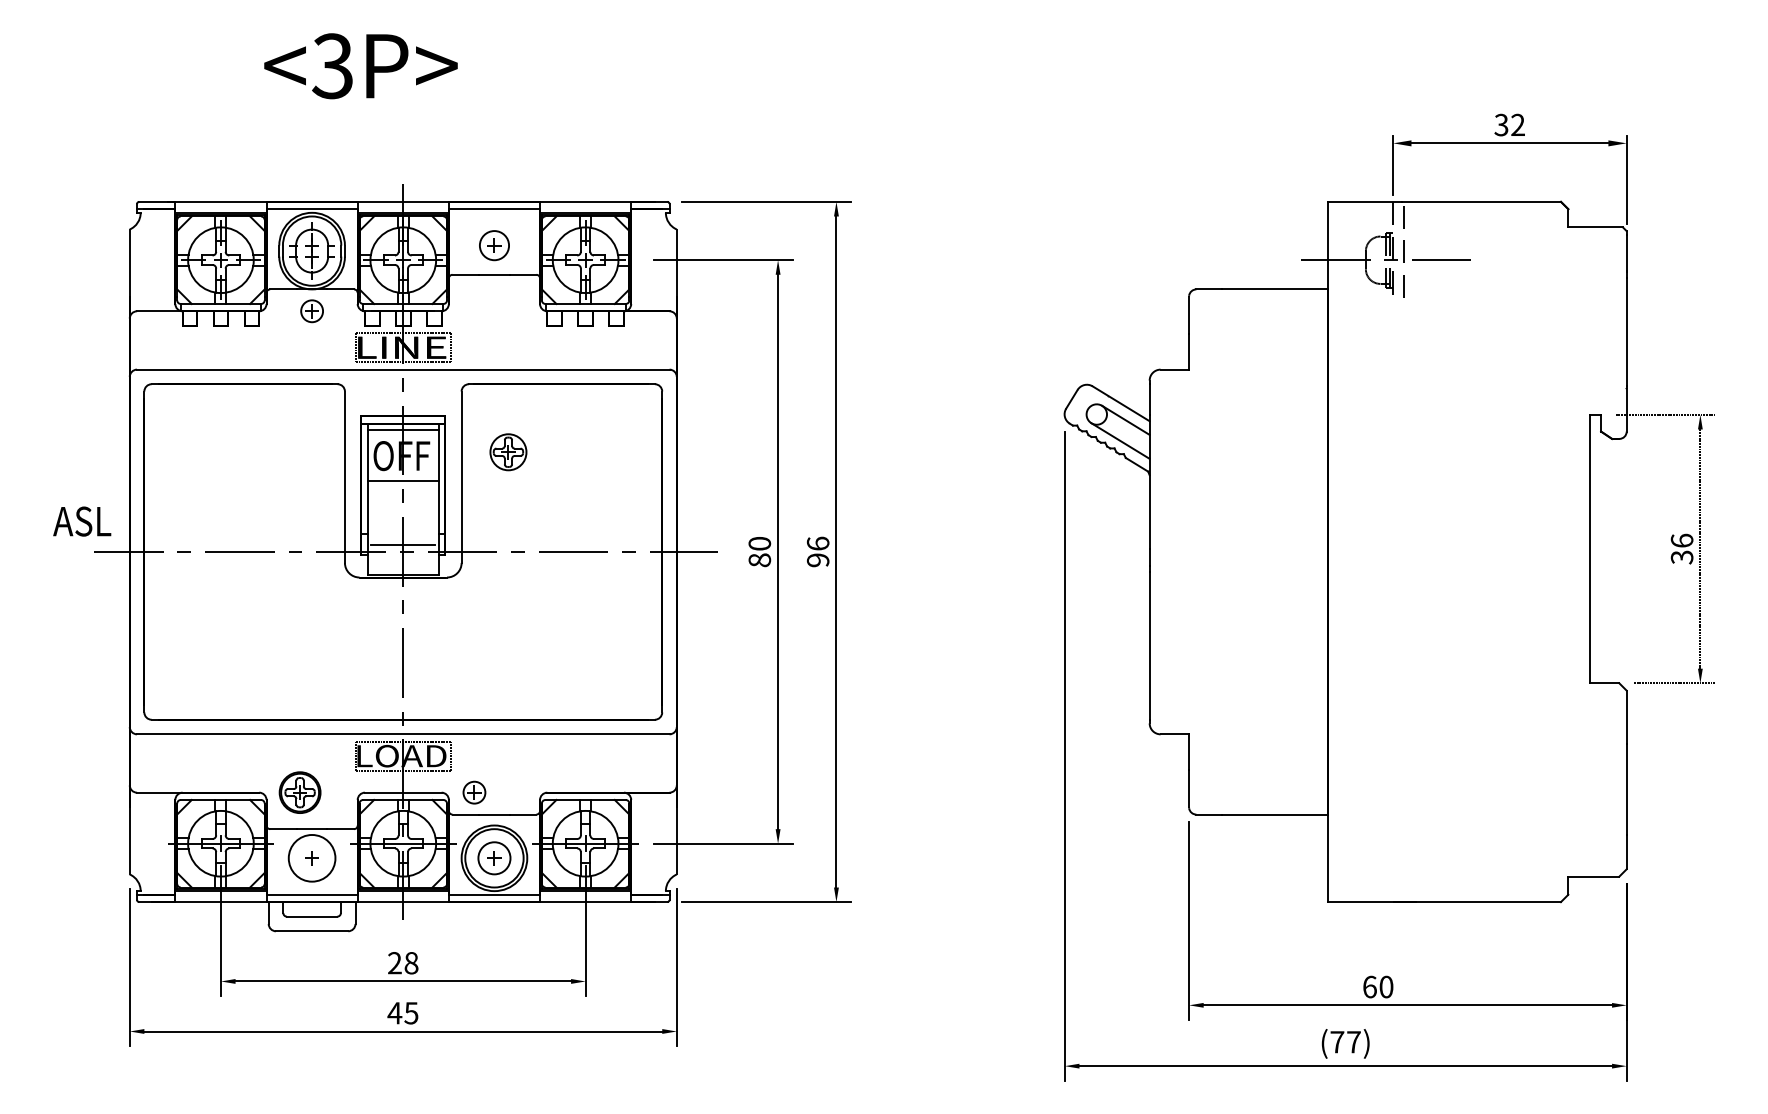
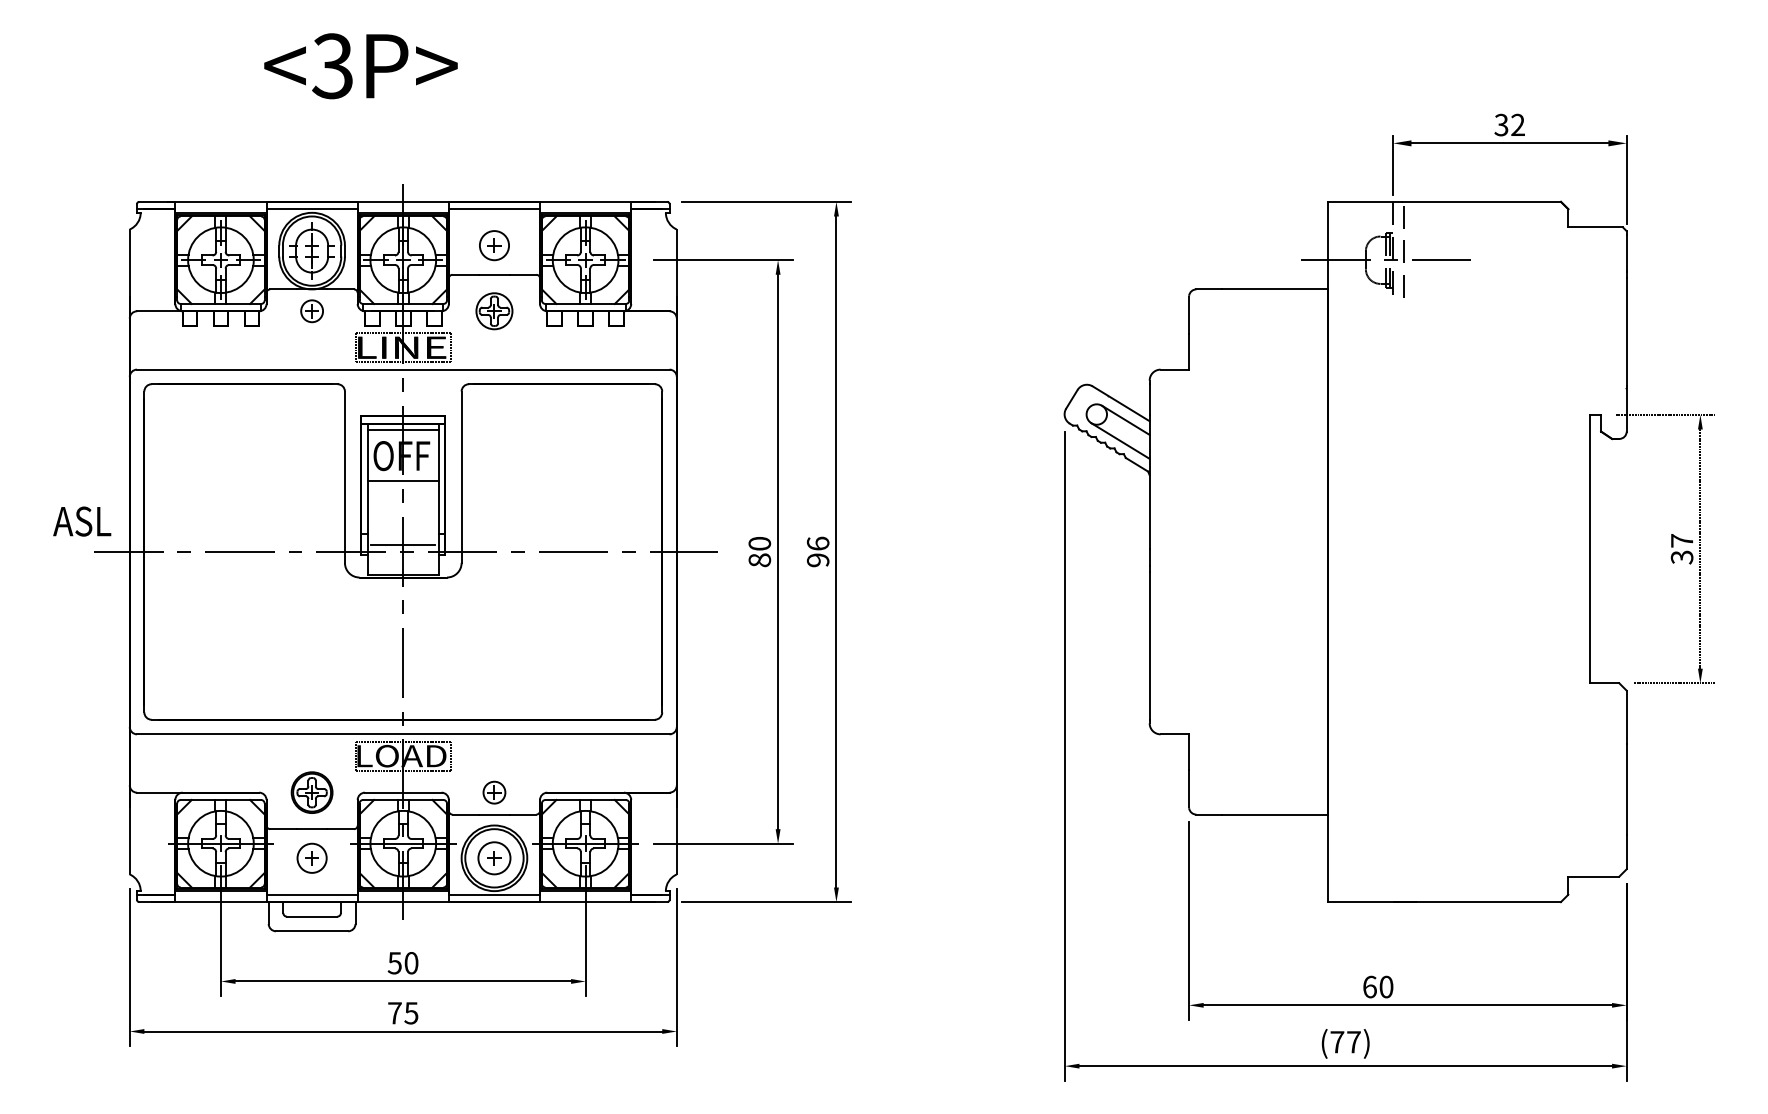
part position: (508, 452) -> (494, 311) (494, 311)
text: 36 -> 37 (1681, 540)
part position: (299, 792) -> (311, 792) (311, 792)
part position: (474, 792) -> (494, 792) (494, 792)
circle diameter: 47 px -> 29 px (311, 857)
text: 28 -> 50 (402, 963)
text: 45 -> 75 (394, 1013)
